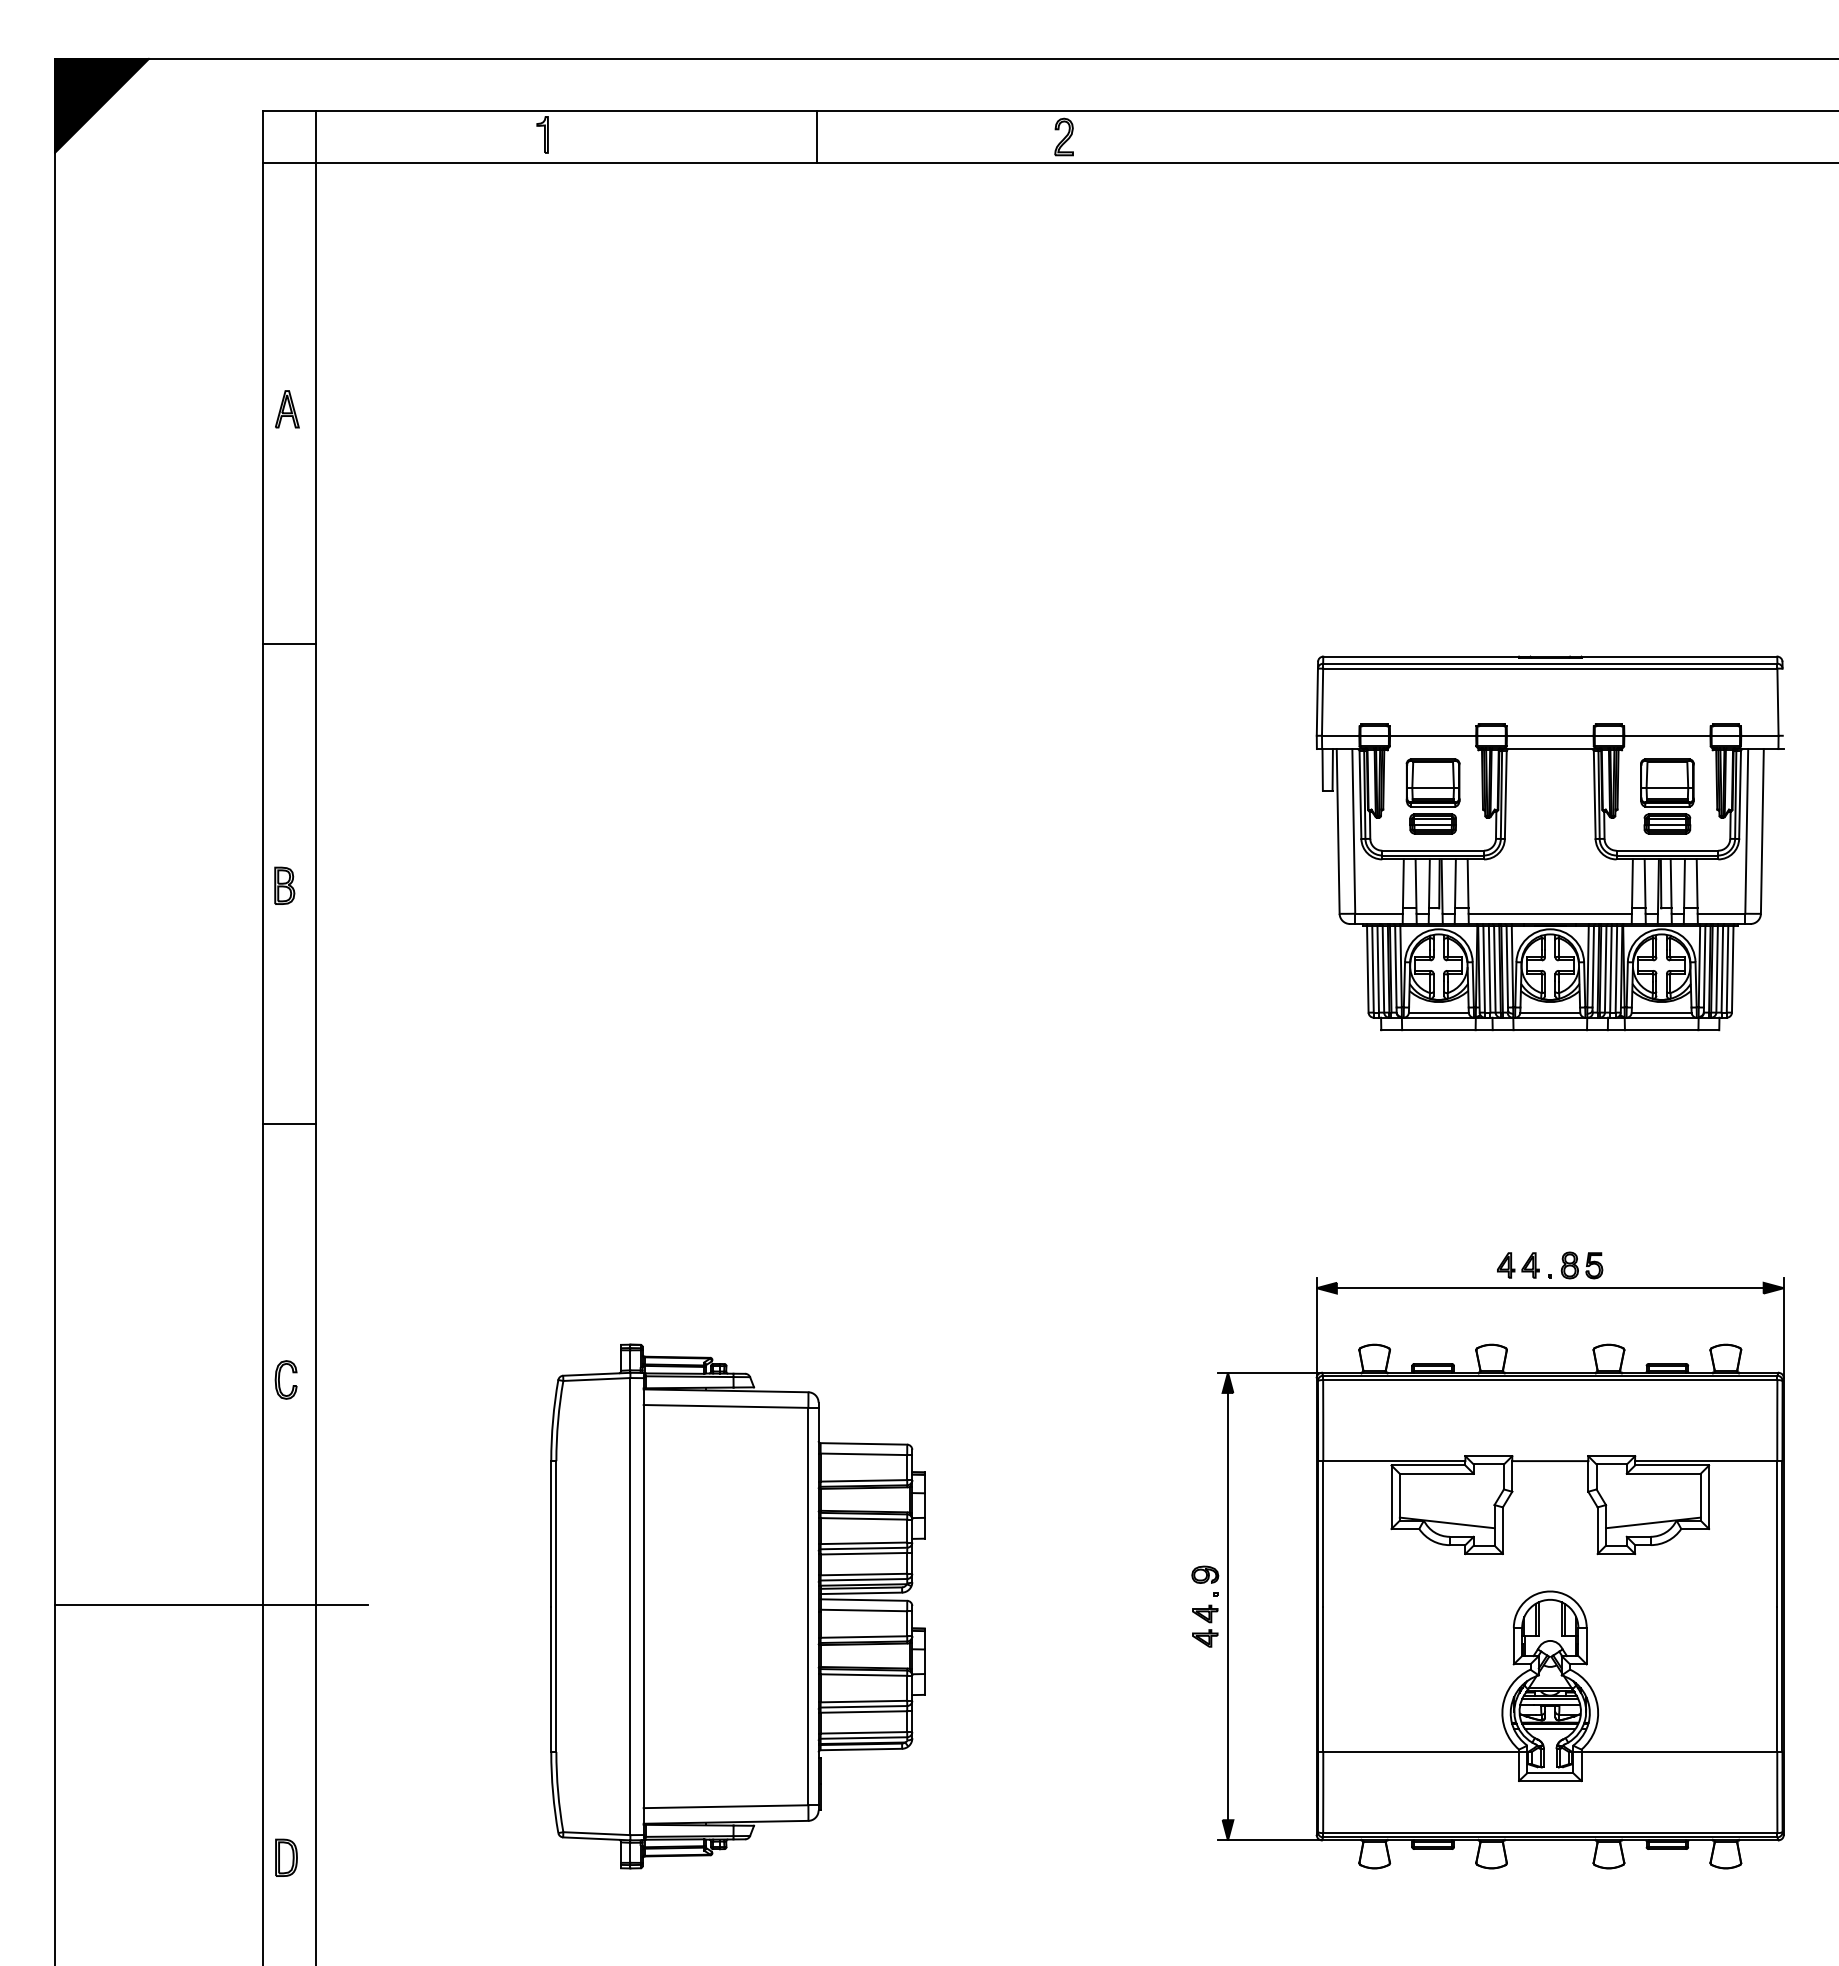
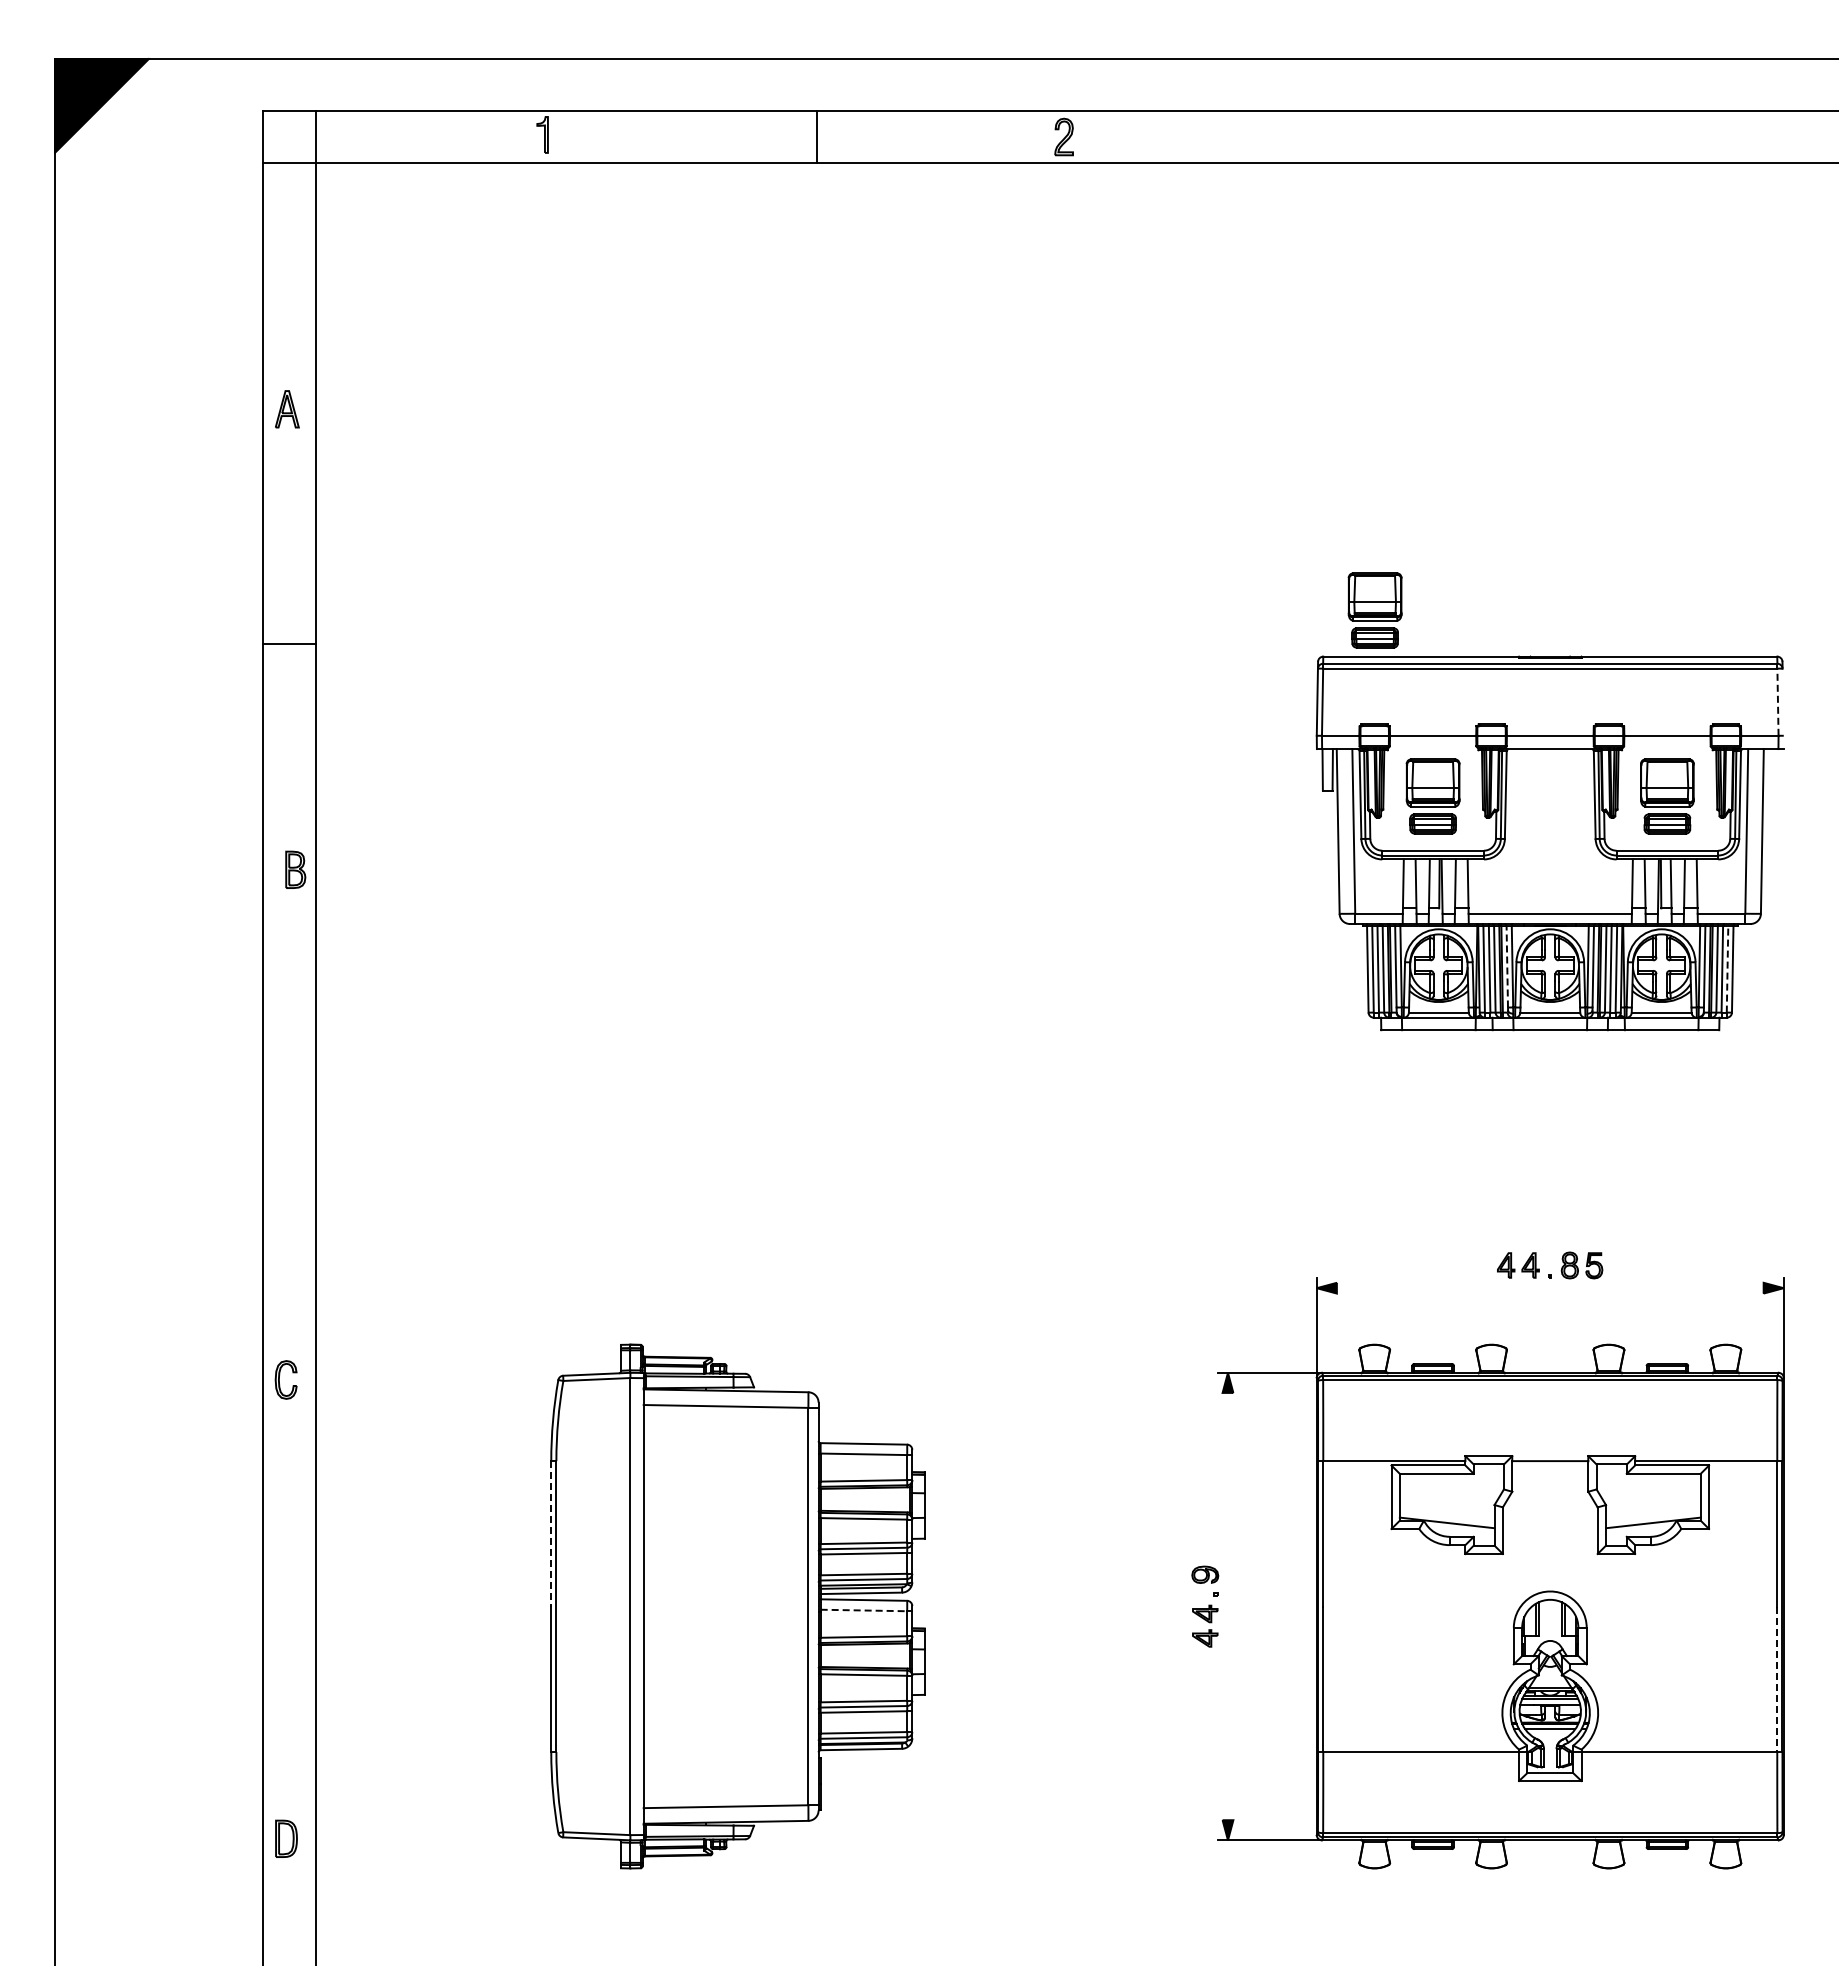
part: none -> present (1374, 610)
line: solid -> dashed (1777, 702)
part position: (284, 885) -> (295, 869) (295, 869)
line: solid -> dashed (1507, 966)
line: solid -> dashed (1727, 968)
line: present -> none (289, 1124)
line: present -> none (1549, 1288)
line: solid -> dashed (551, 1533)
line: present -> none (211, 1605)
line: present -> none (1227, 1606)
line: solid -> dashed (864, 1610)
line: solid -> dashed (1777, 1679)
part position: (286, 1857) -> (286, 1838) (286, 1838)
